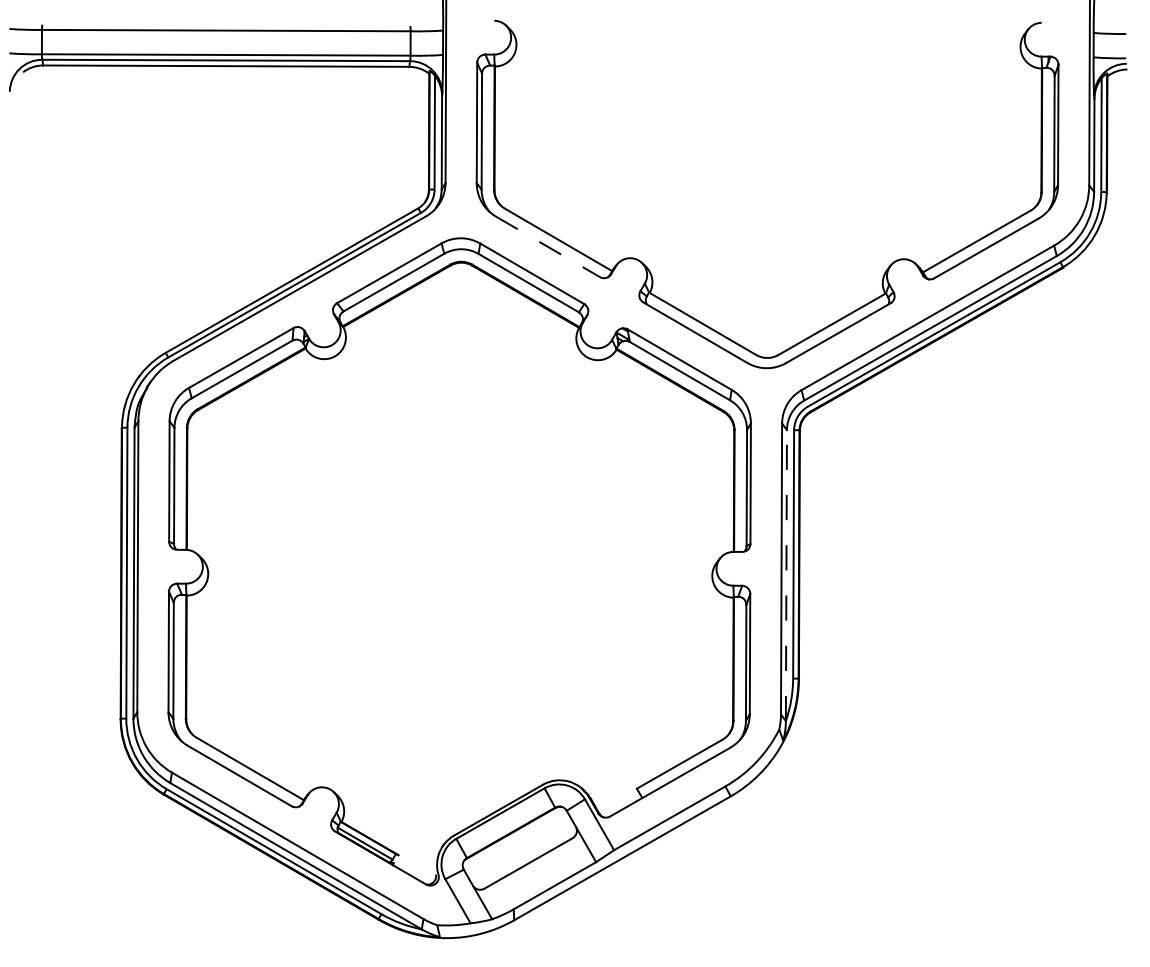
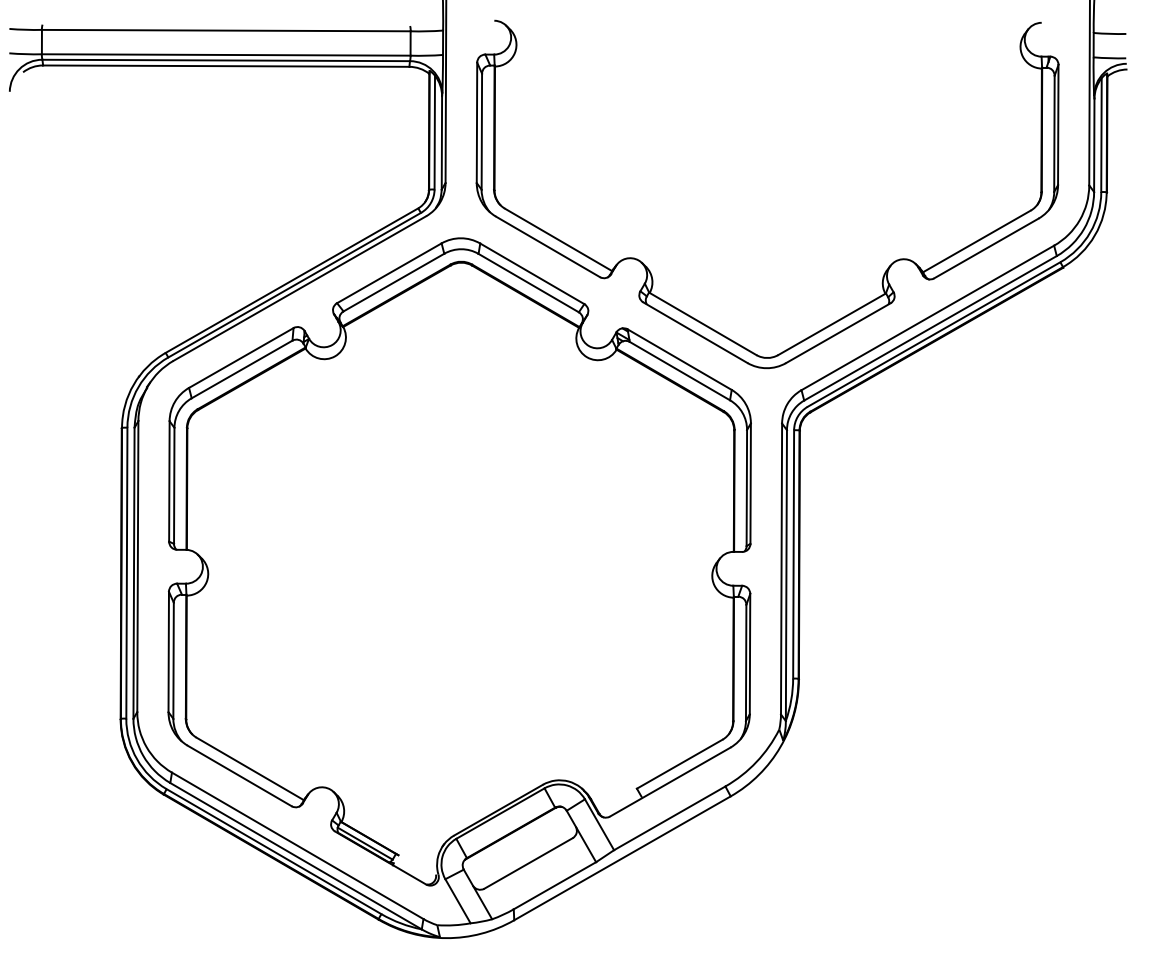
line: dashed -> solid (548, 247)
line: dashed -> solid (786, 575)
